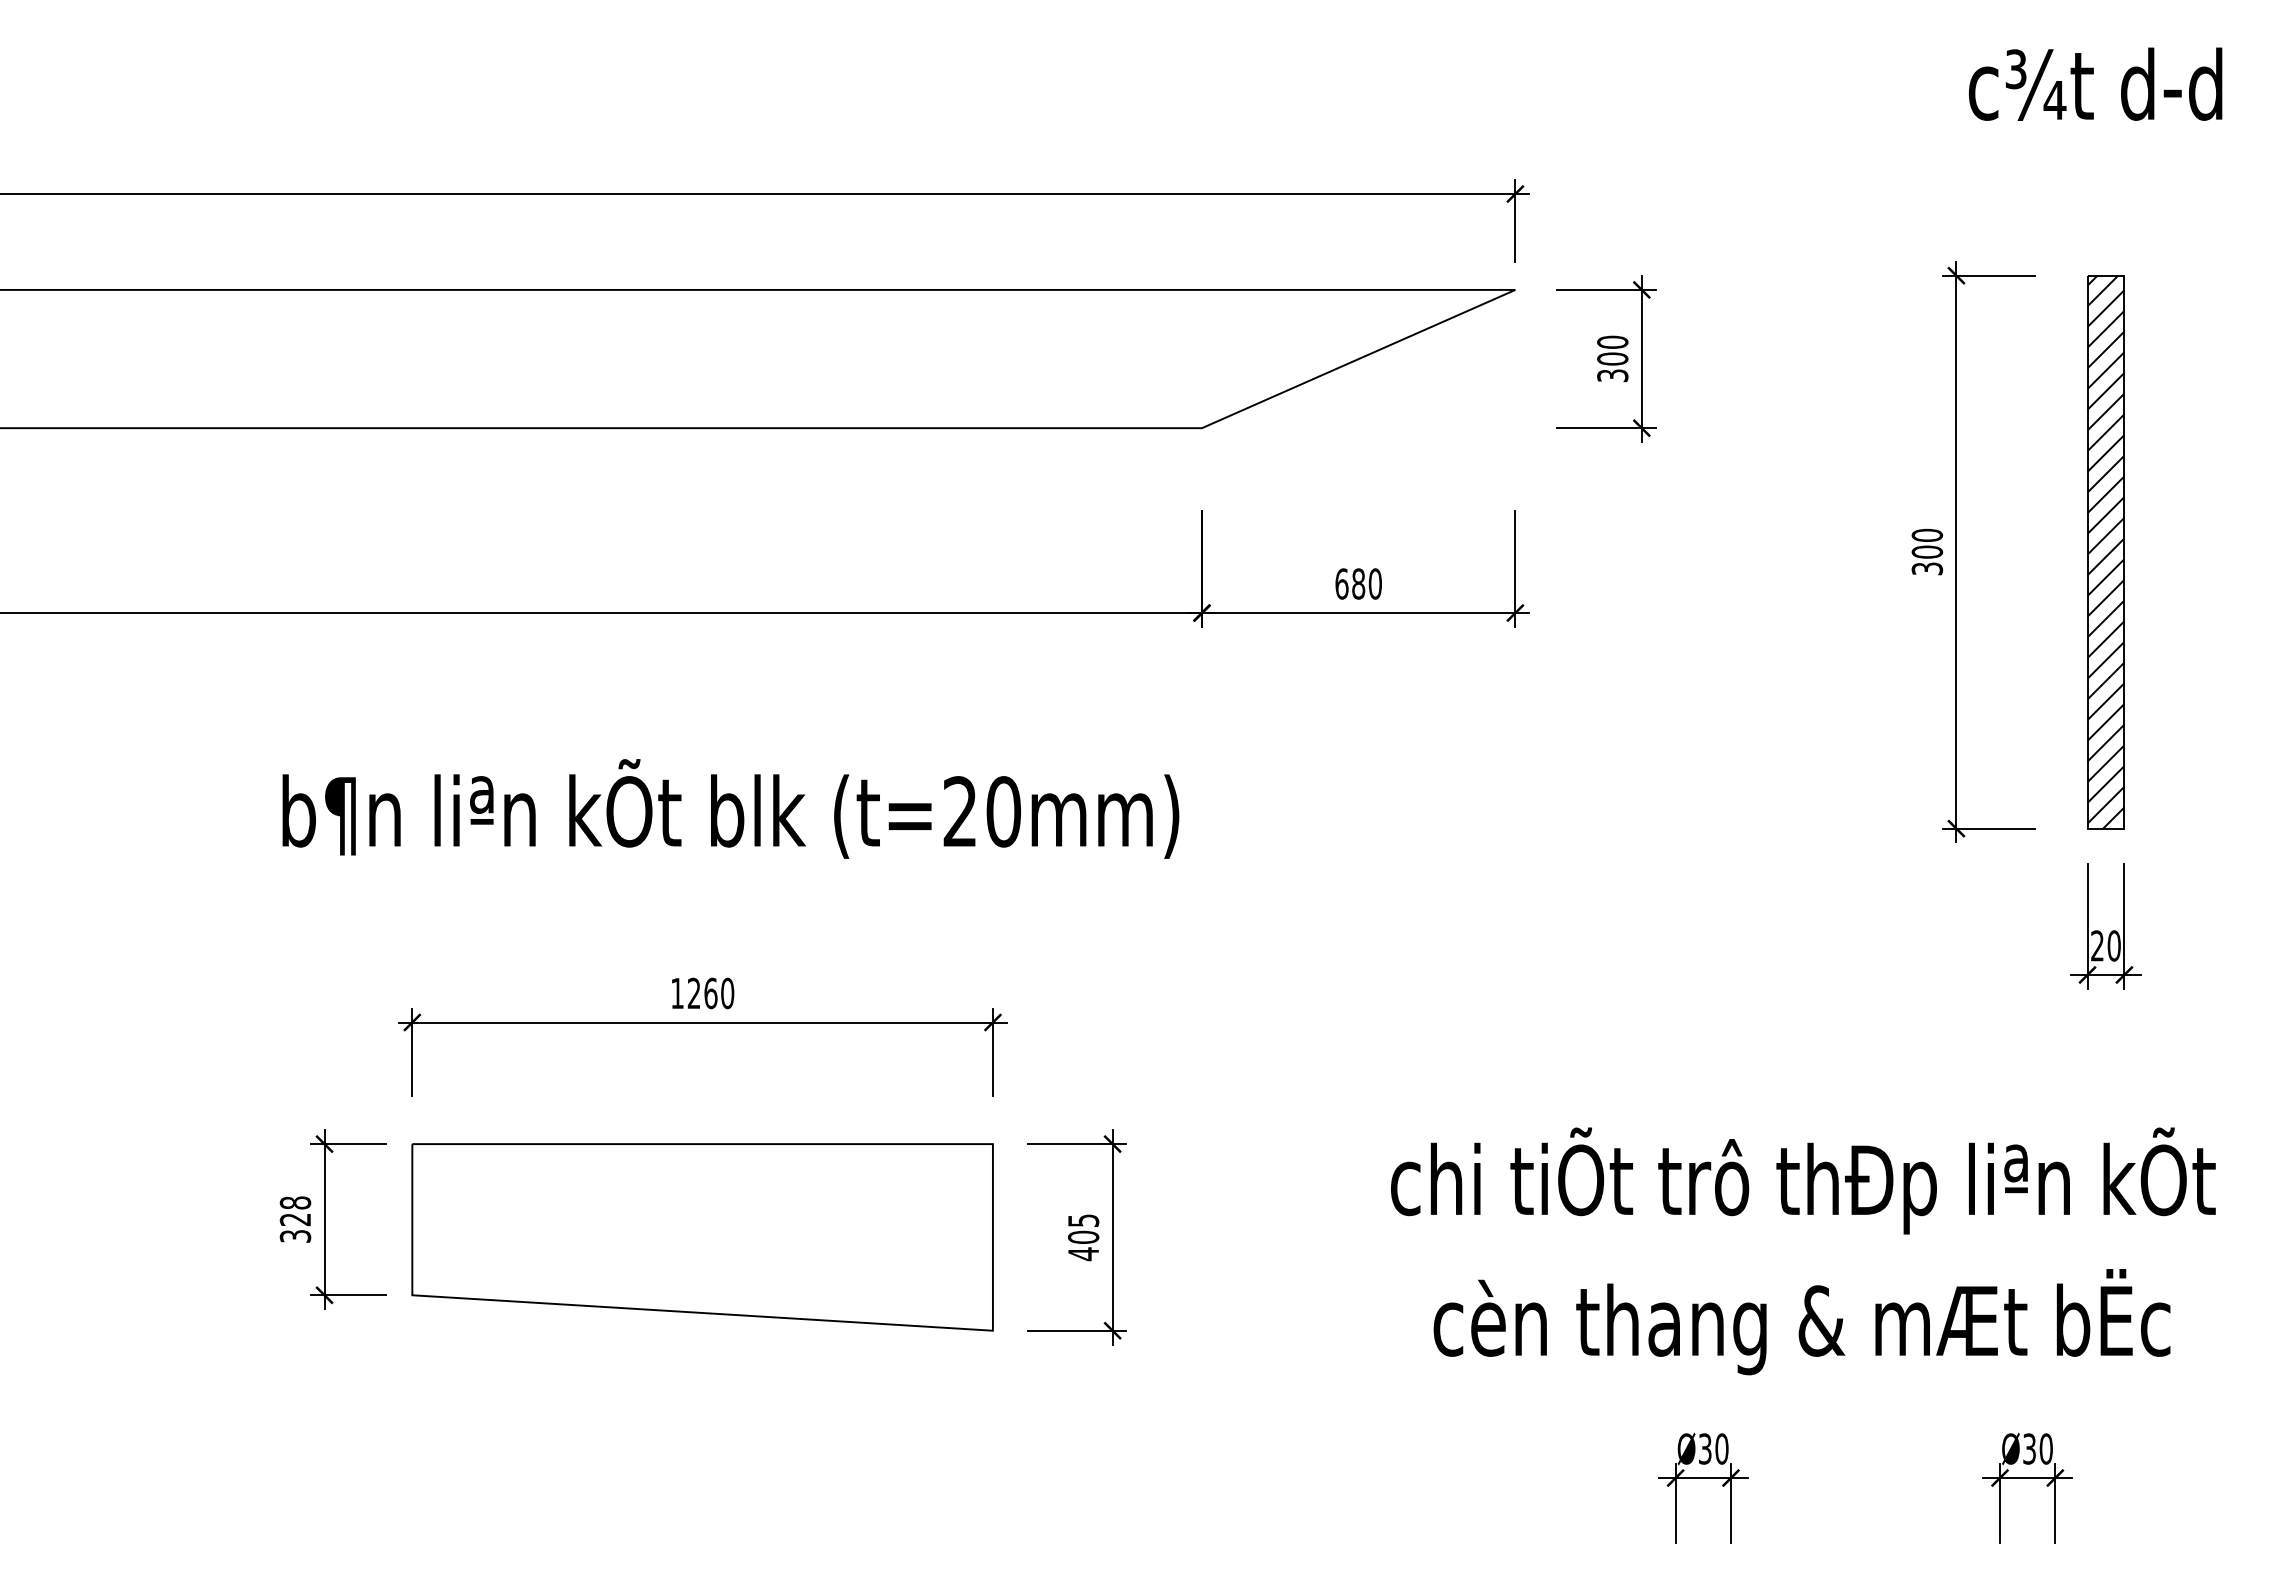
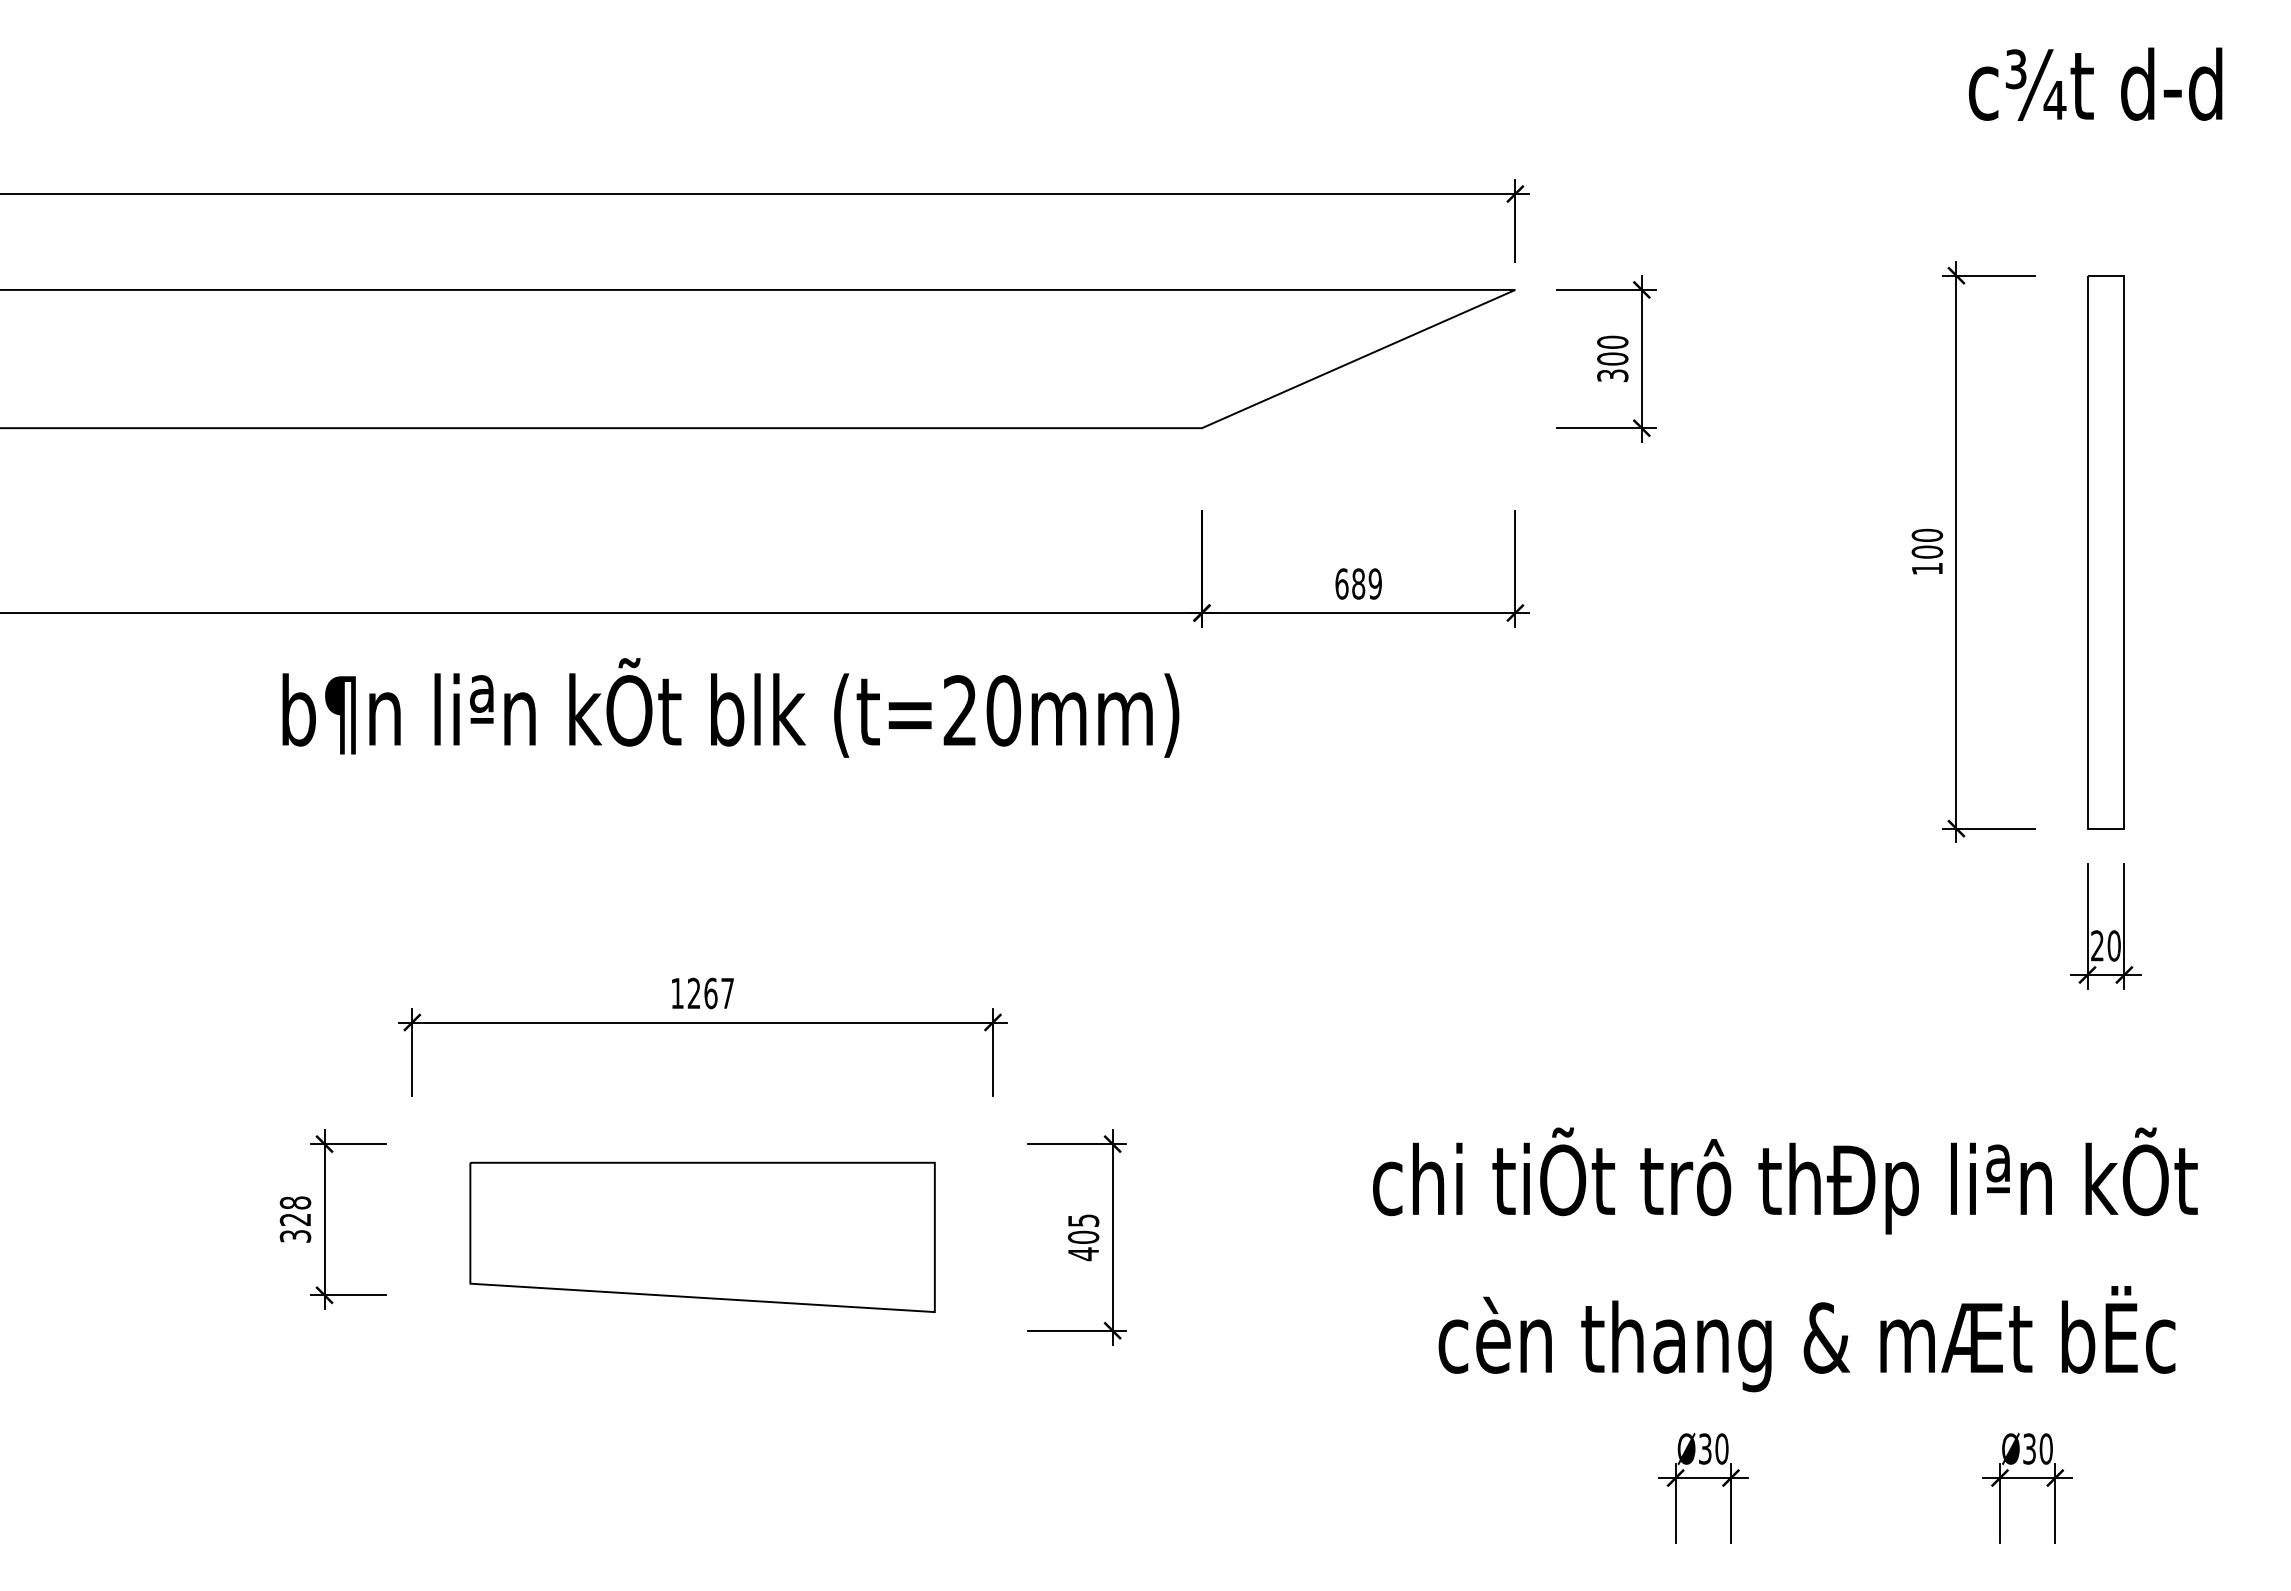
hatch: present -> none (2105, 551)
text: 300 -> 100 (1927, 568)
text: 680 -> 689 (1374, 583)
text position: (730, 808) -> (730, 707) (730, 707)
text: 1260 -> 1267 (727, 993)
text position: (1803, 1180) -> (1785, 1180) (1785, 1180)
part size: 583x189 px -> 467x152 px (702, 1236)
text position: (1801, 1322) -> (1806, 1339) (1806, 1339)
